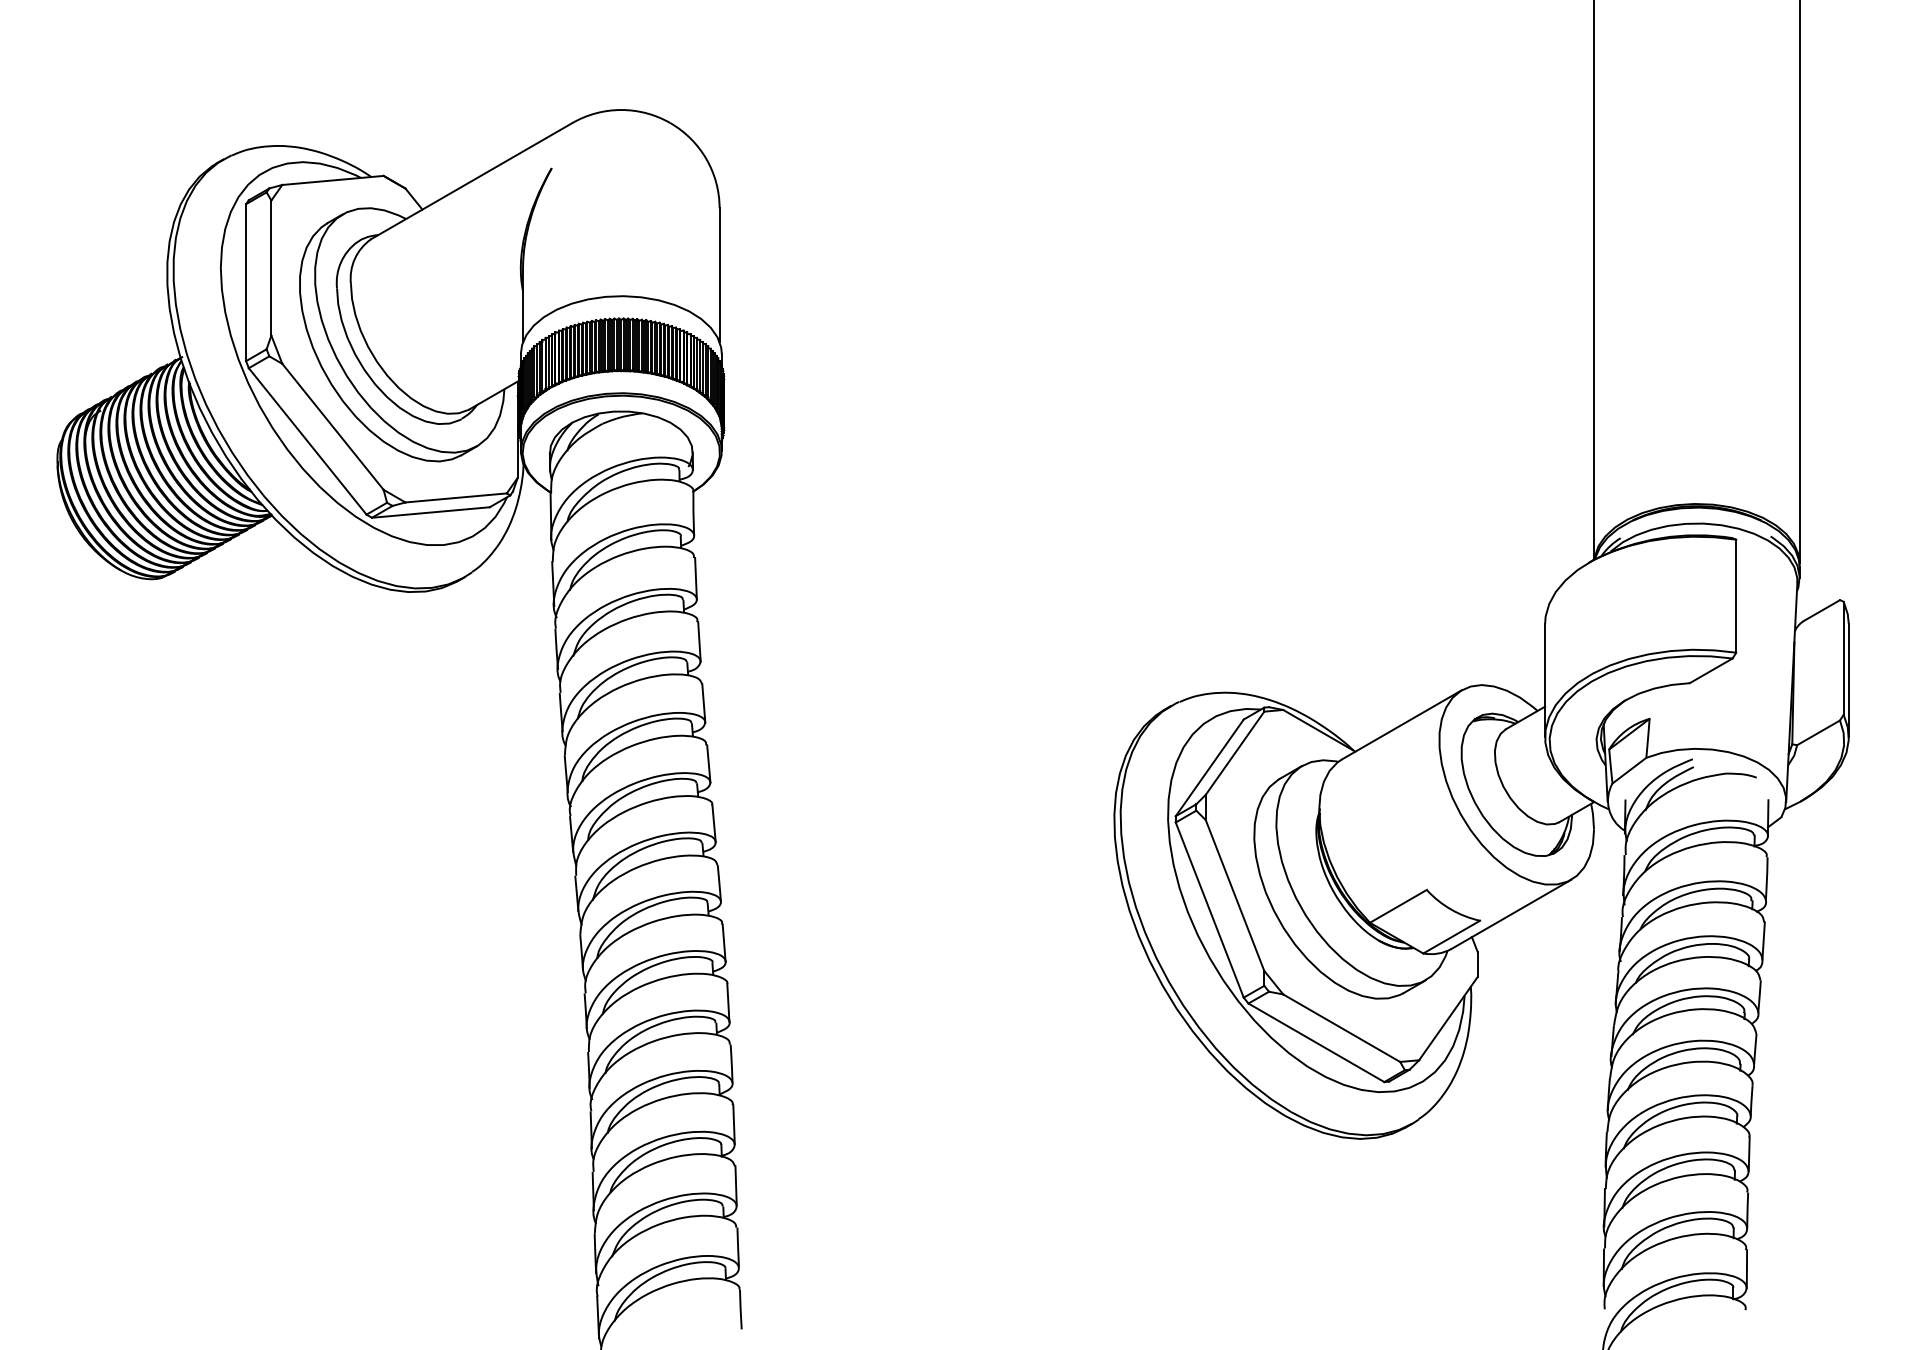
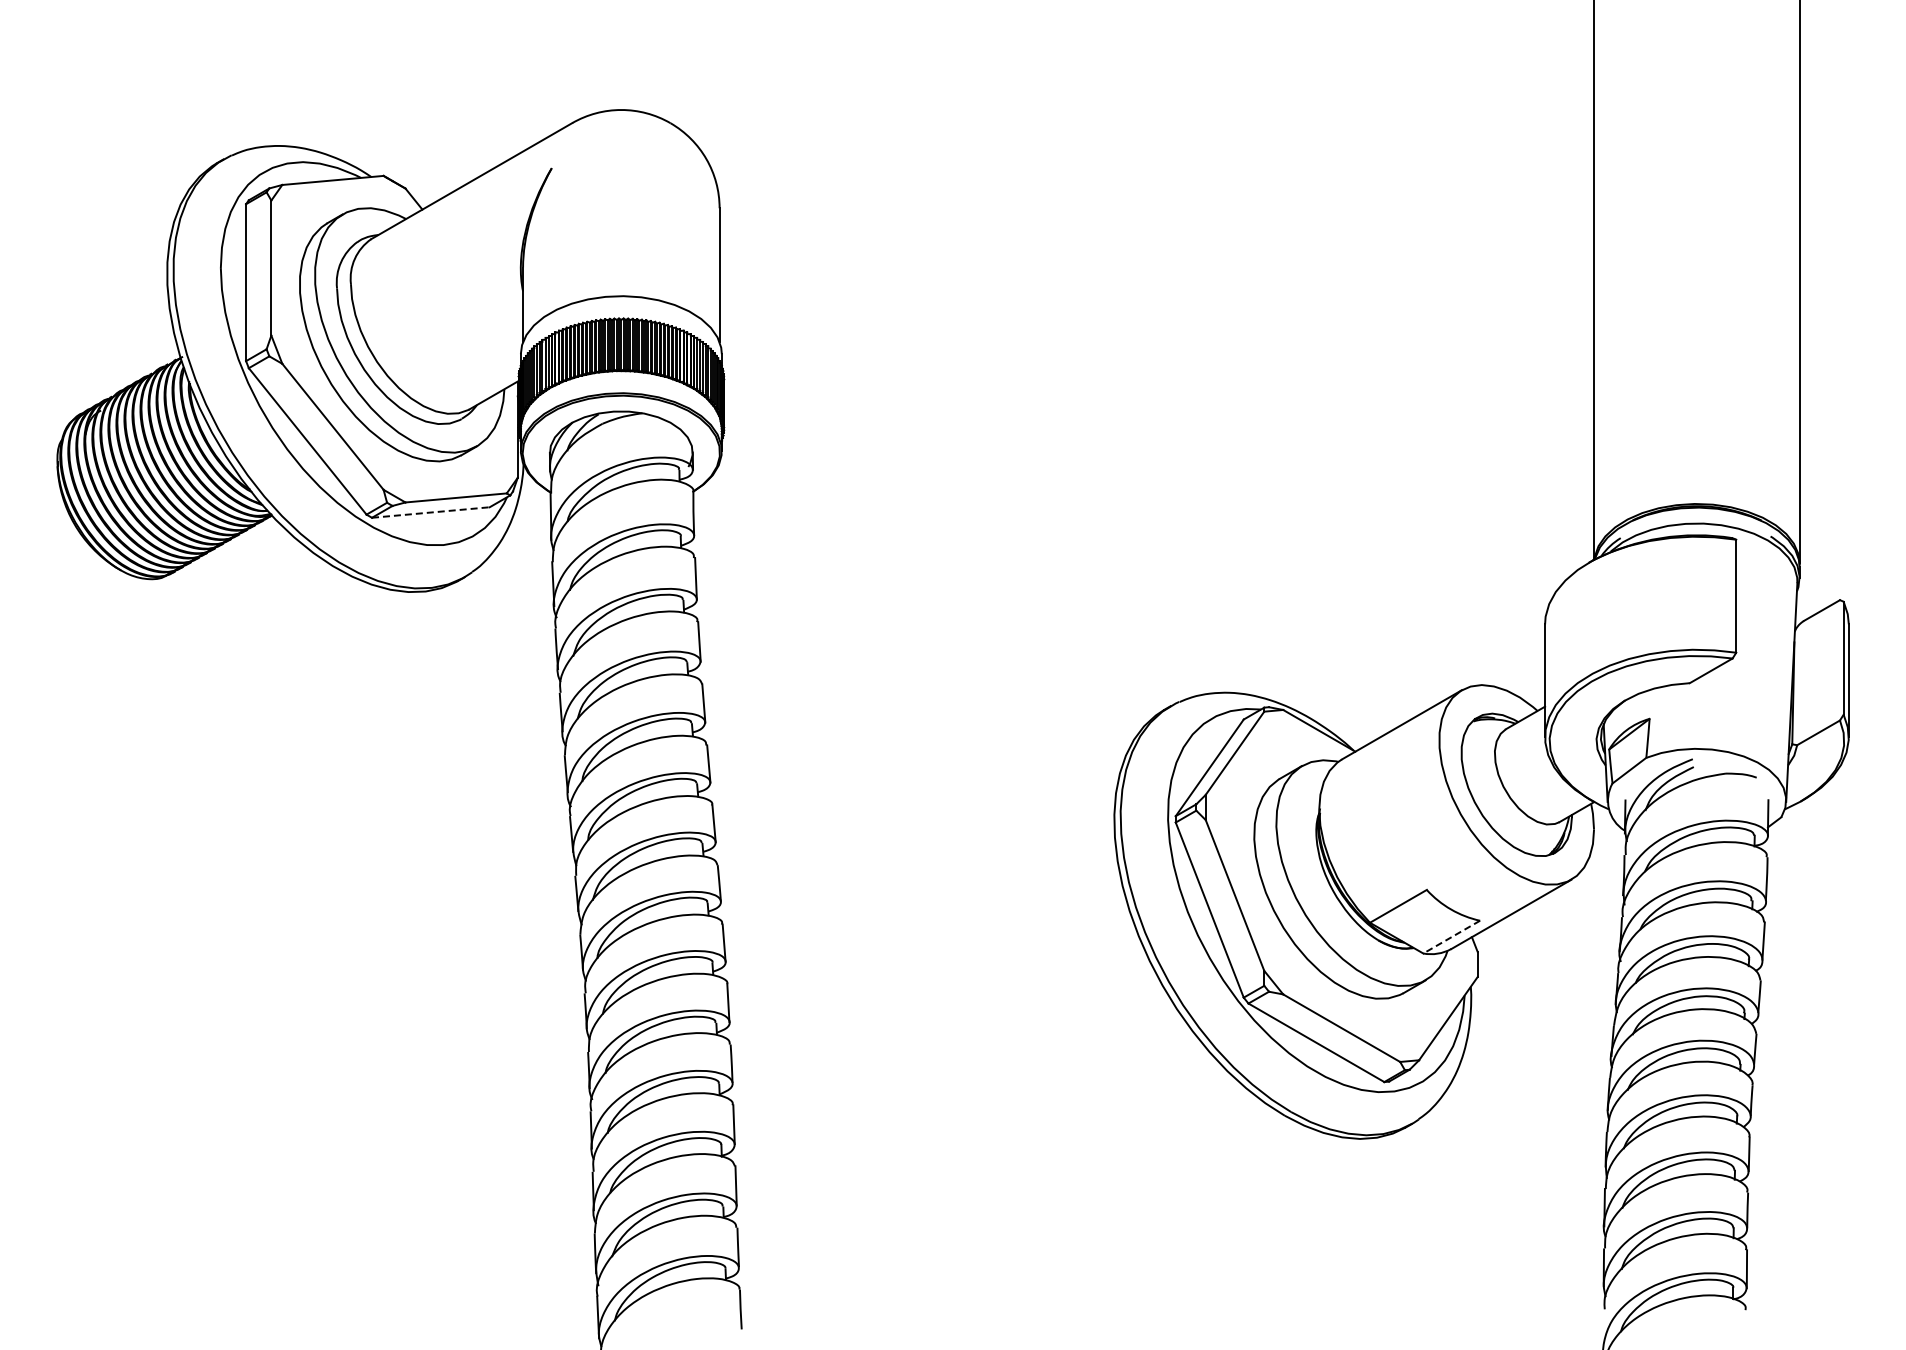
line: solid -> dashed (431, 512)
line: solid -> dashed (1451, 937)
